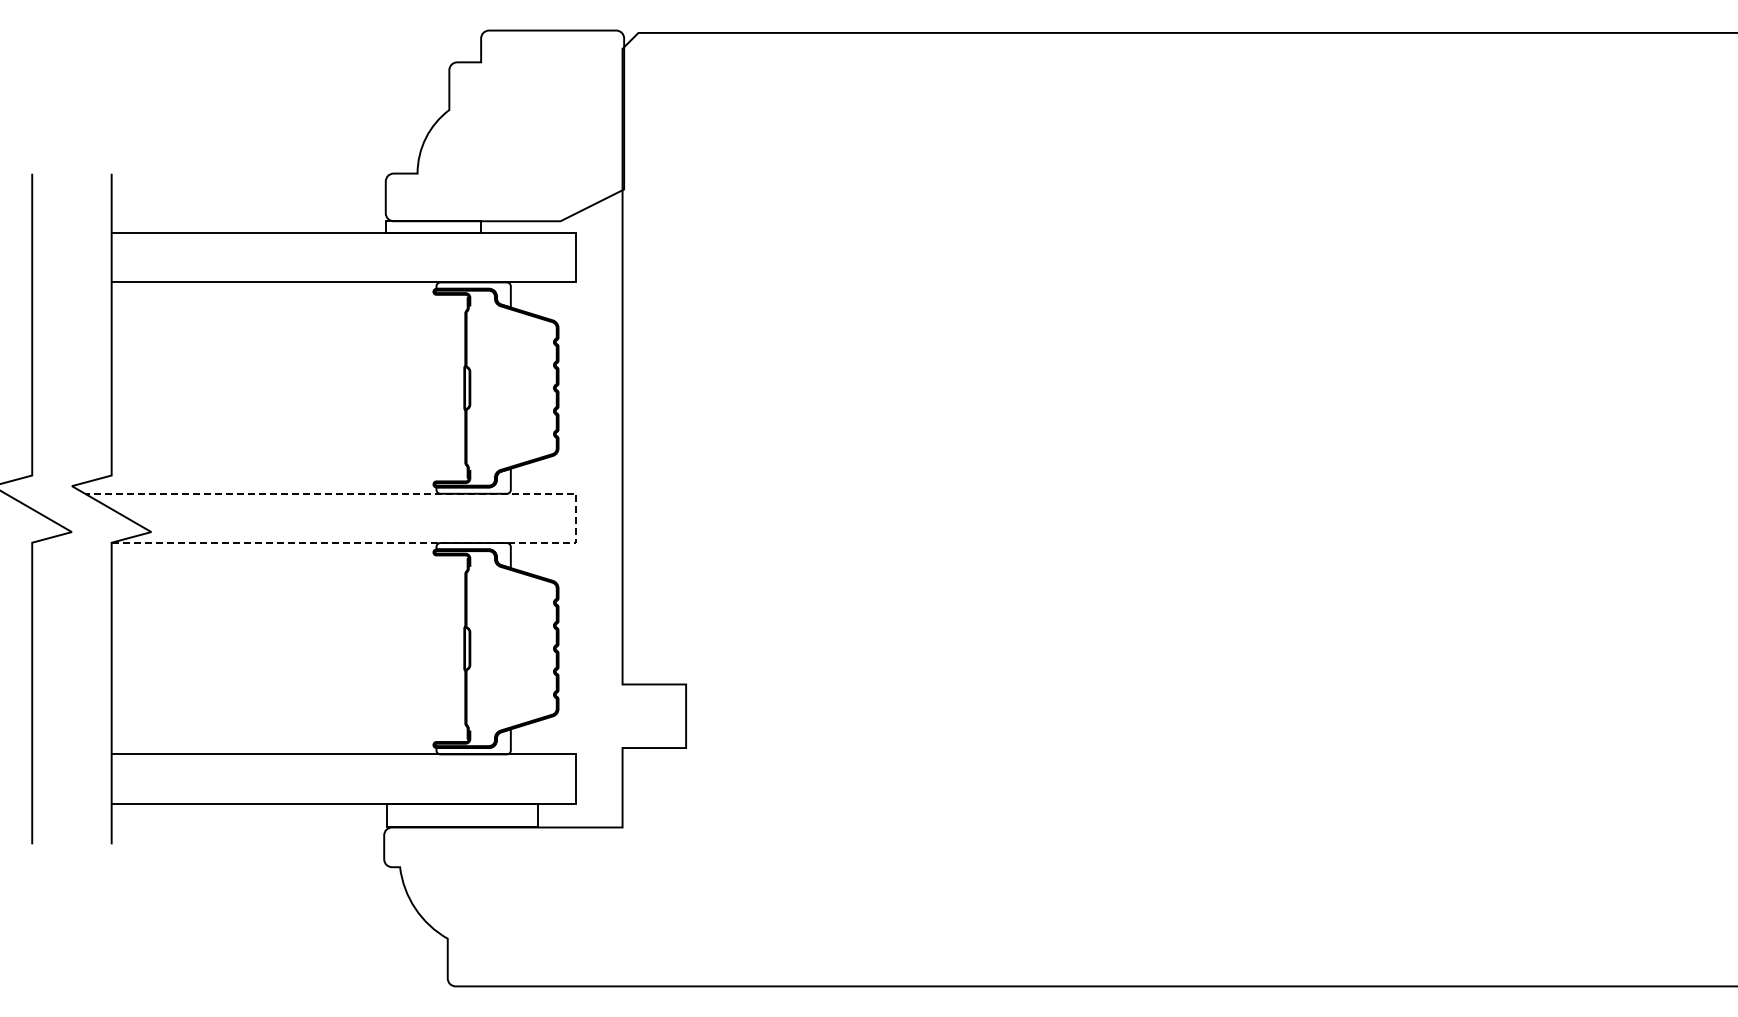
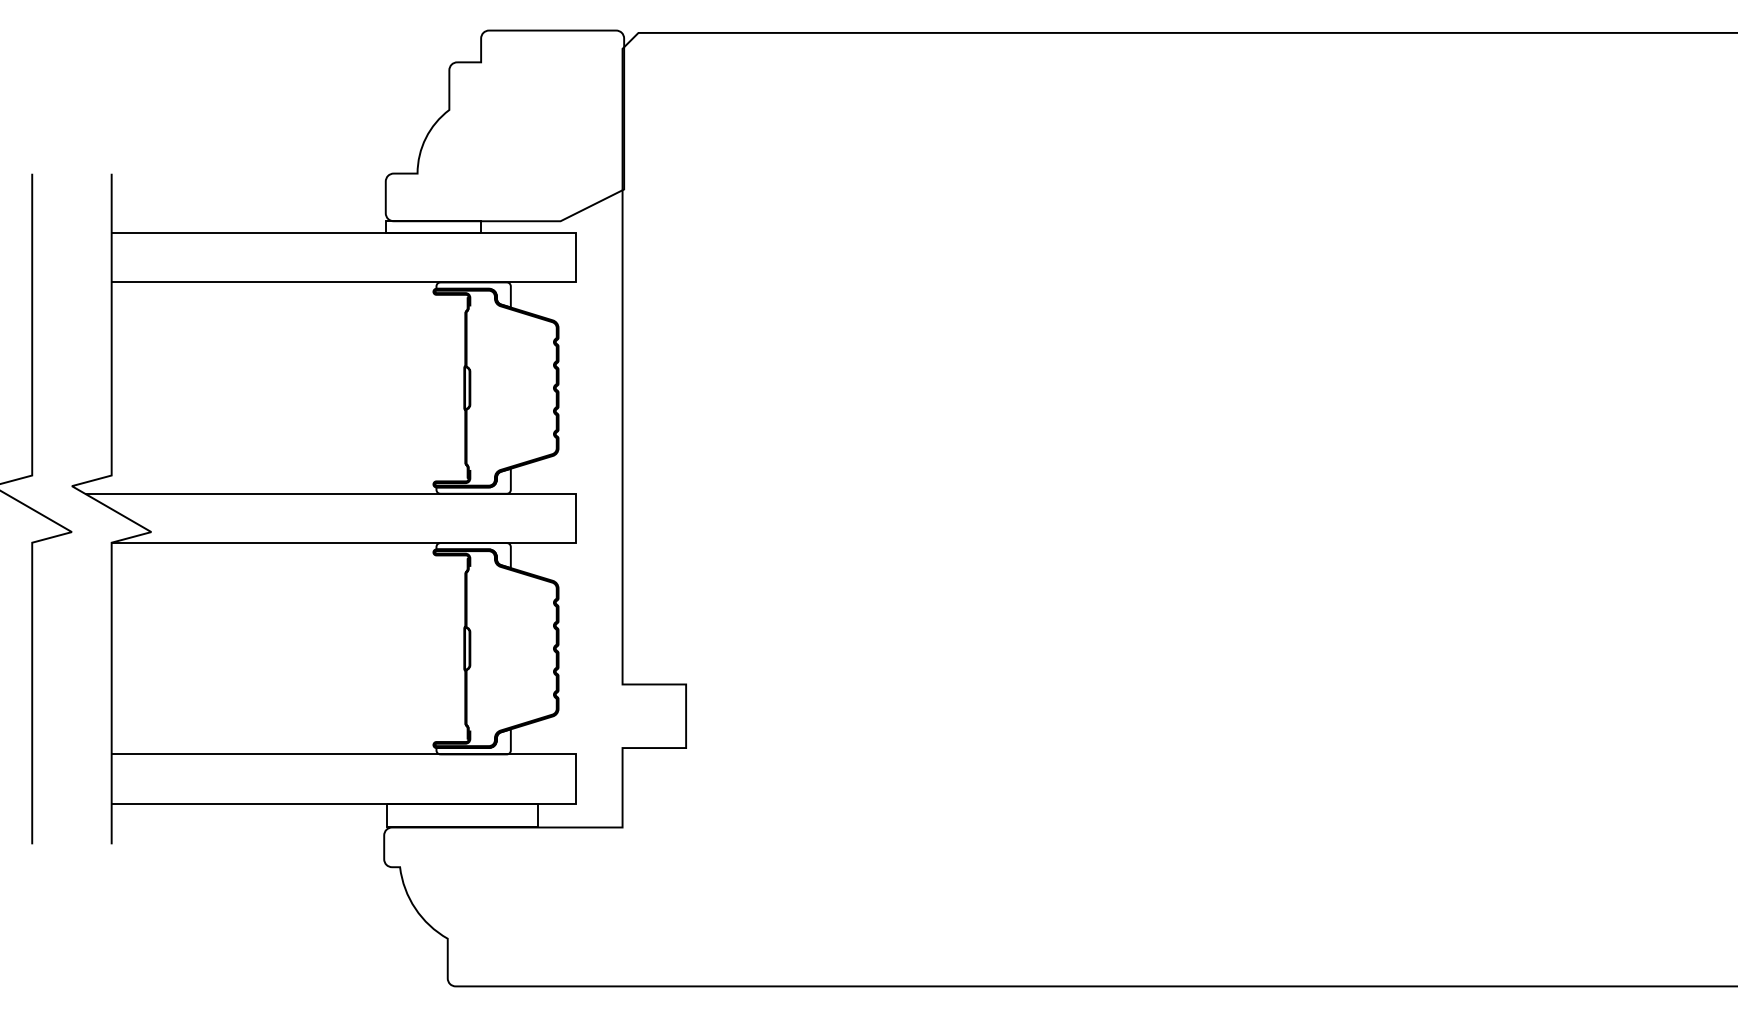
line: dashed -> solid (576, 504)
